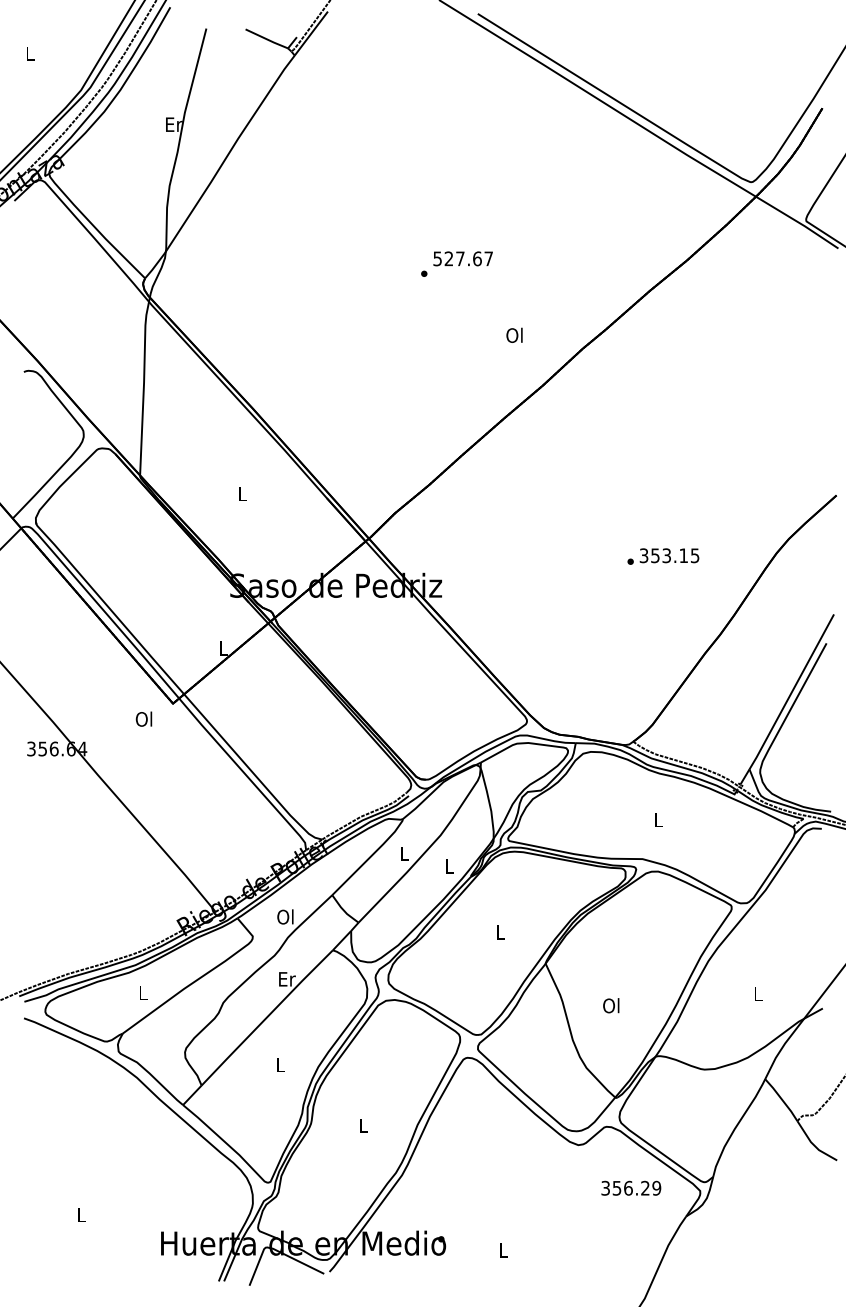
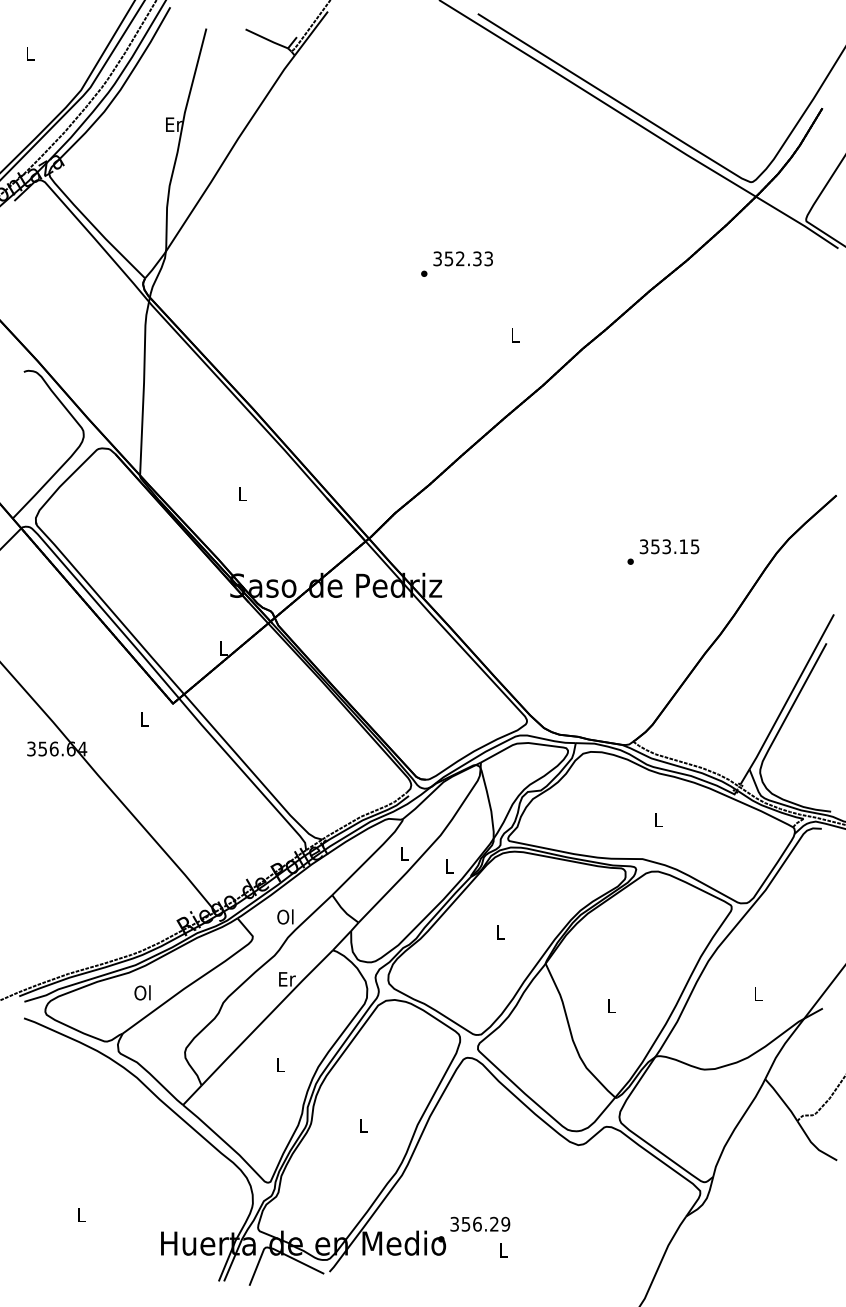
text: 527.67 -> 352.33 (462, 258)
text: Ol -> L (514, 334)
text position: (669, 555) -> (669, 546) (669, 546)
text: Ol -> L (143, 718)
text: L -> Ol (142, 992)
text: Ol -> L (611, 1005)
text position: (631, 1187) -> (480, 1223) (480, 1223)
